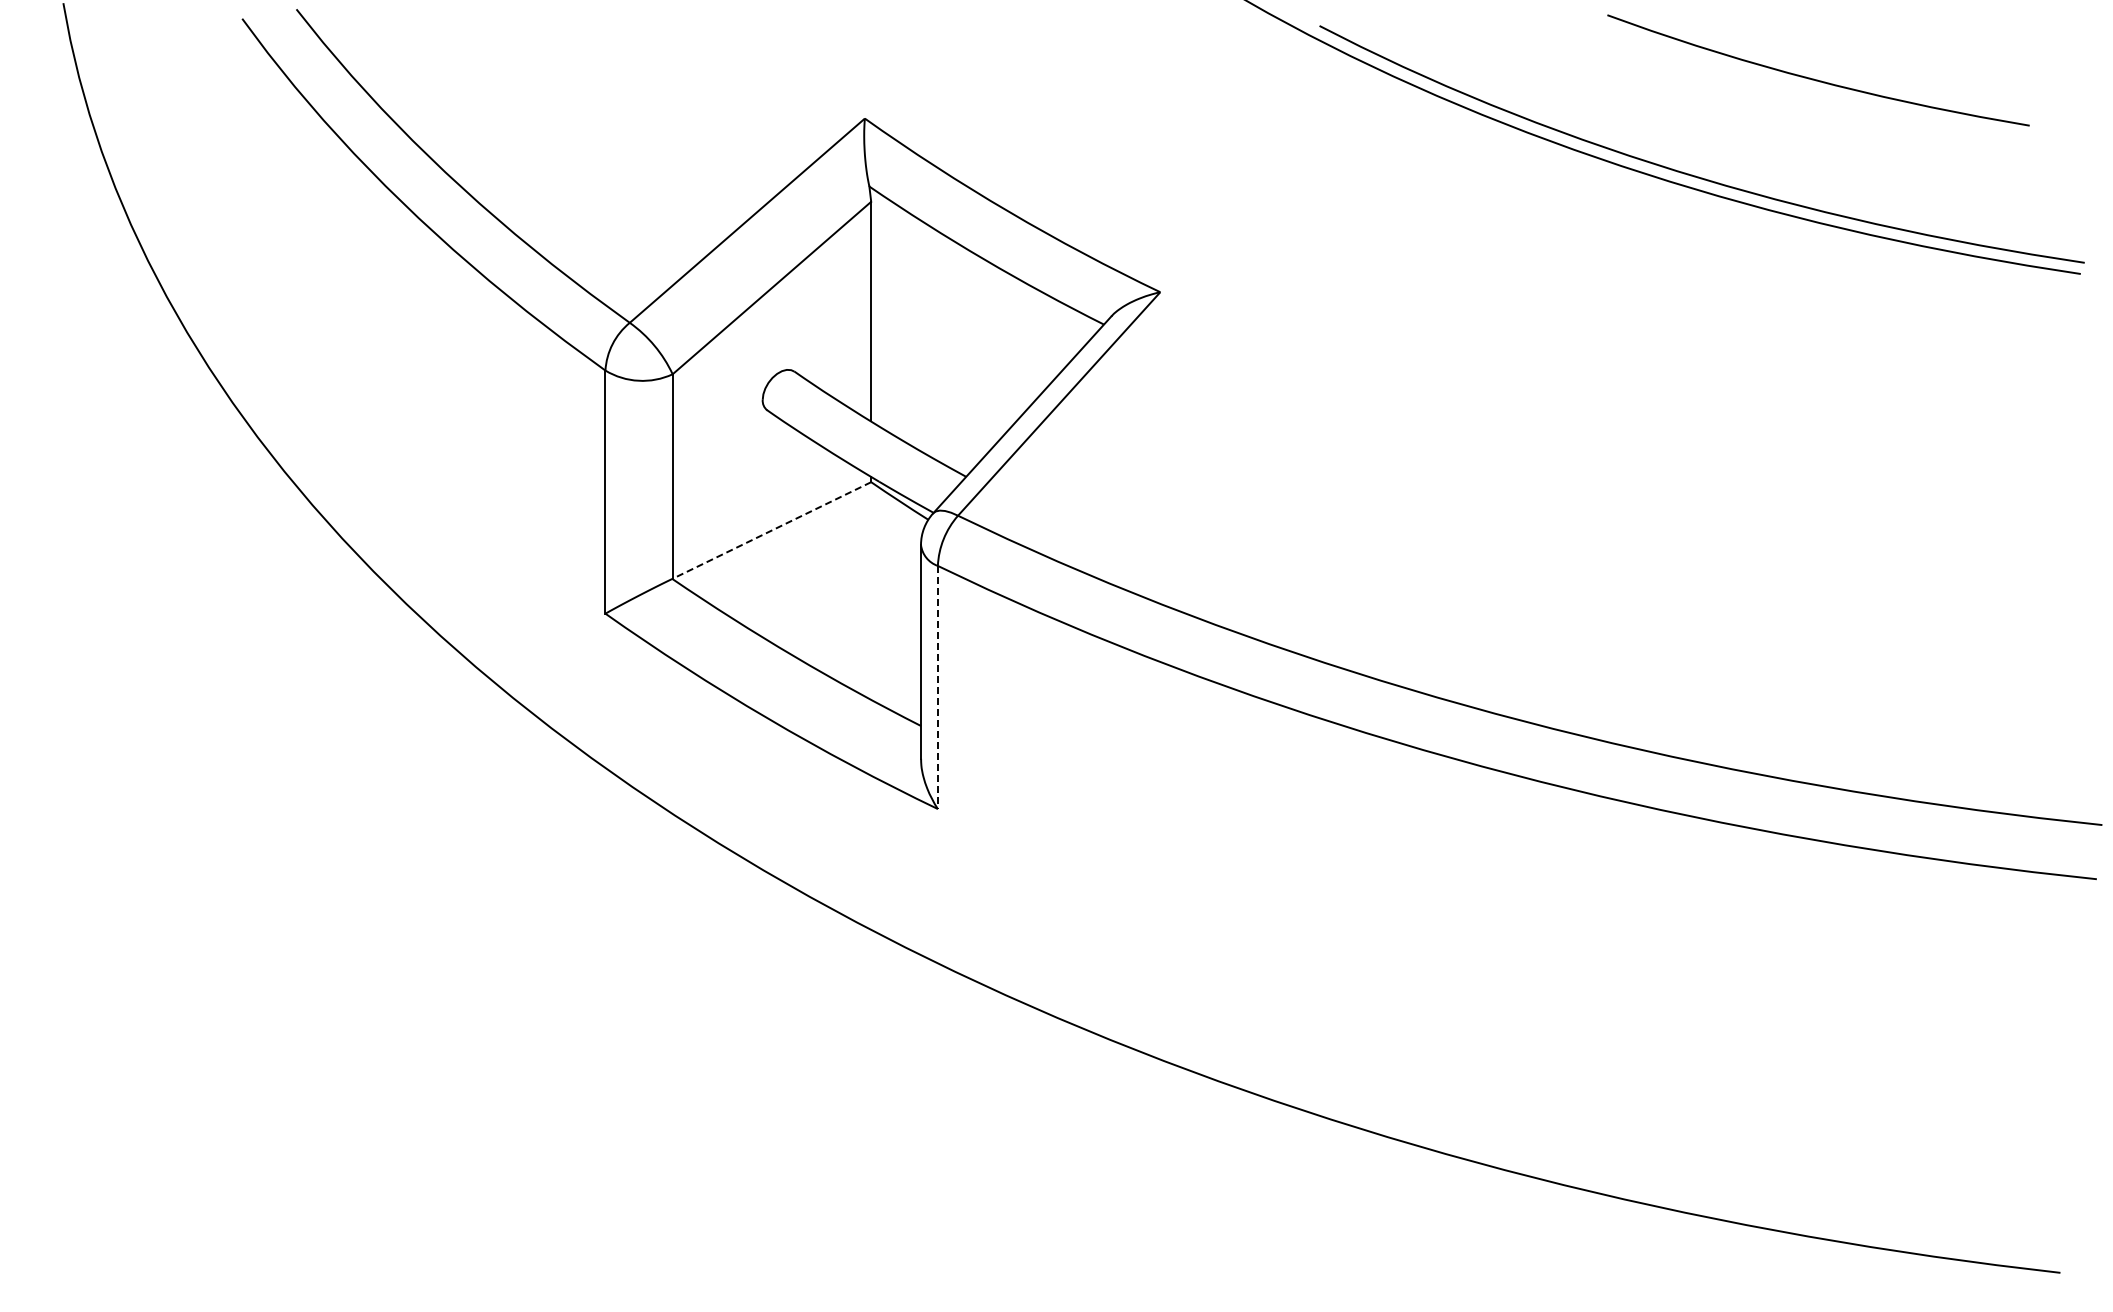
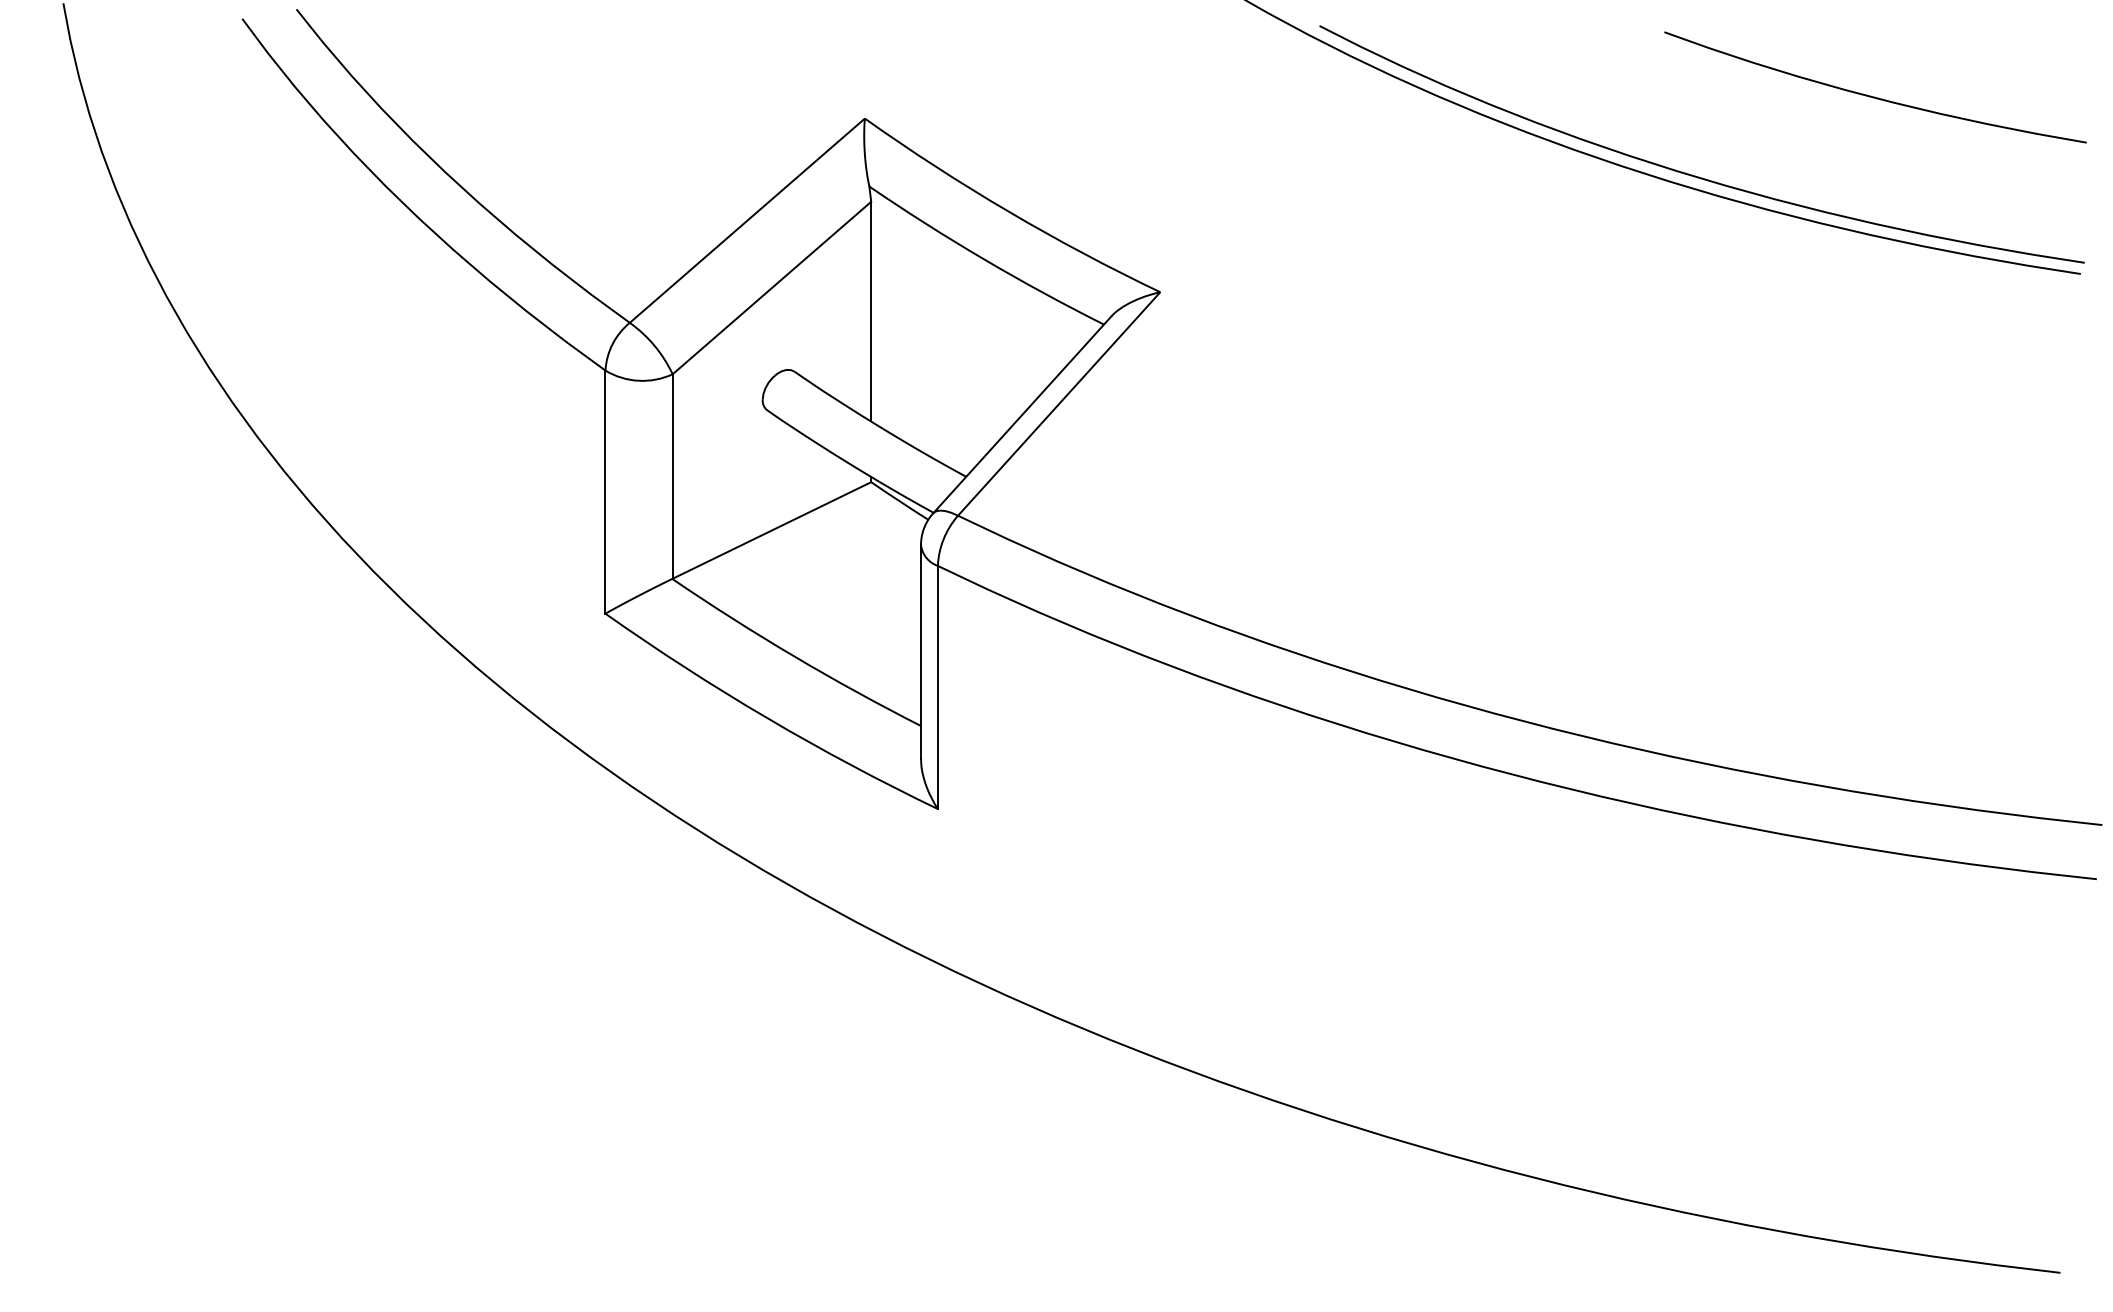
curve position: (1814, 78) -> (1871, 95) (1871, 95)
line: dashed -> solid (771, 530)
line: dashed -> solid (937, 687)
